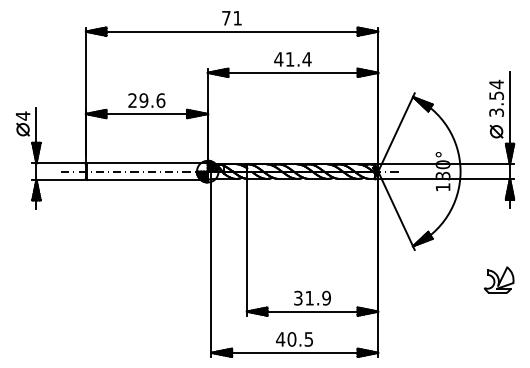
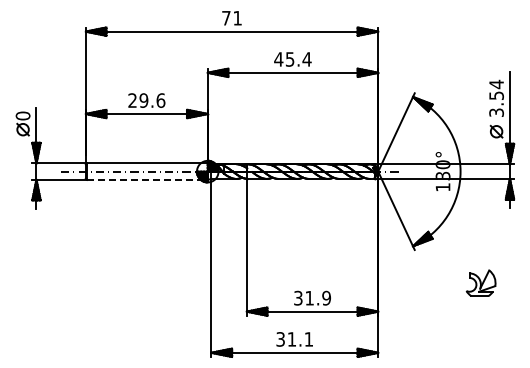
text: 41.4 -> 45.4 (289, 59)
text: 4 -> 0 (22, 115)
line: solid -> dashed (147, 179)
part position: (498, 279) -> (480, 282) (480, 282)
text: 40.5 -> 31.1 (294, 339)
